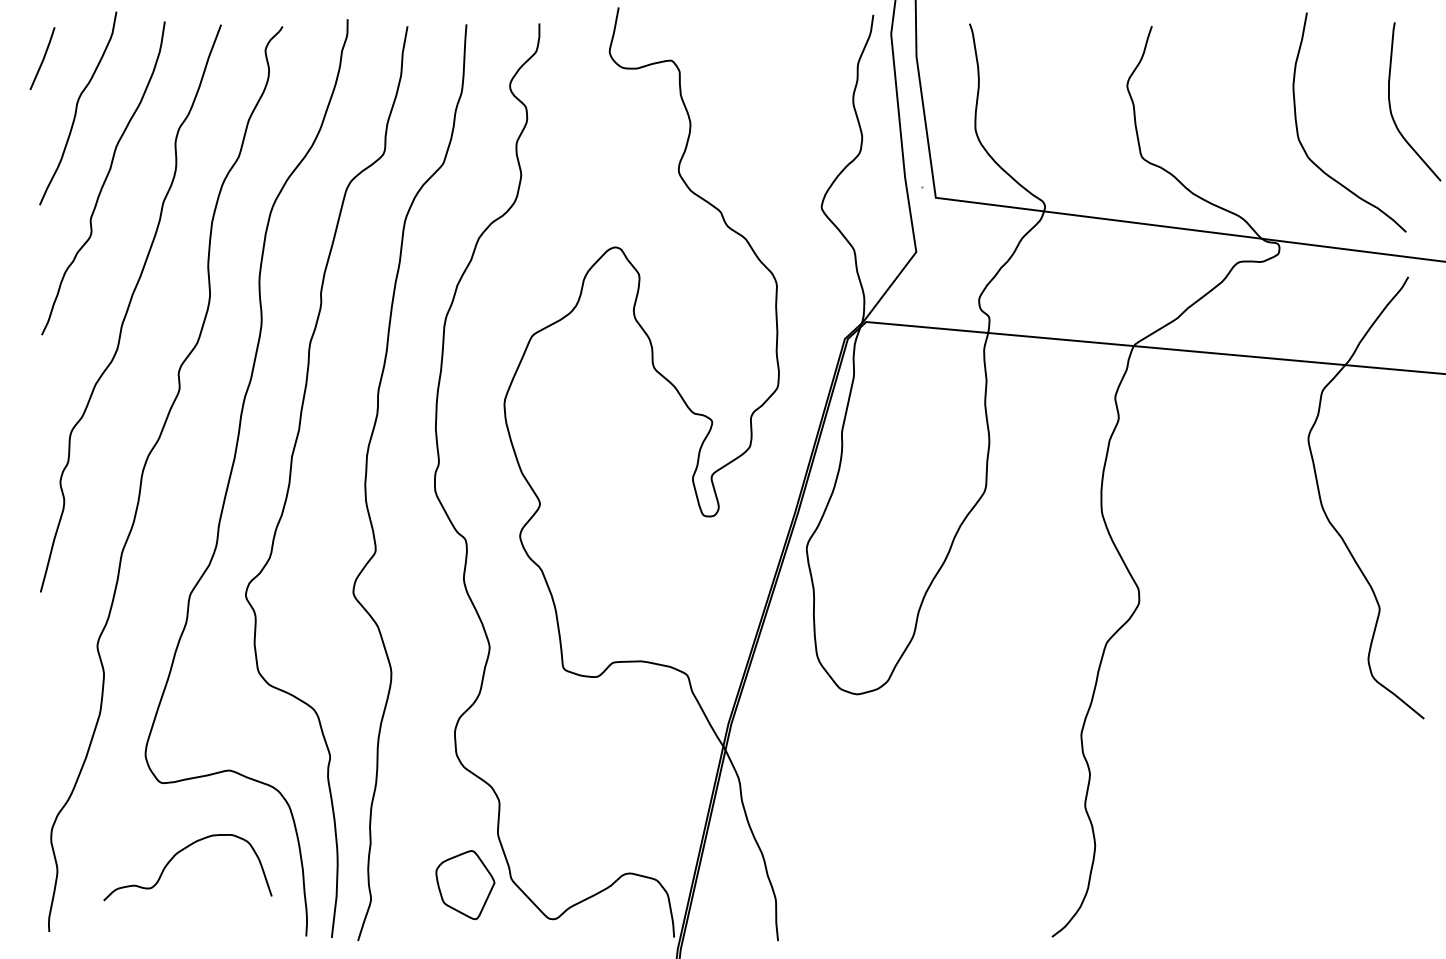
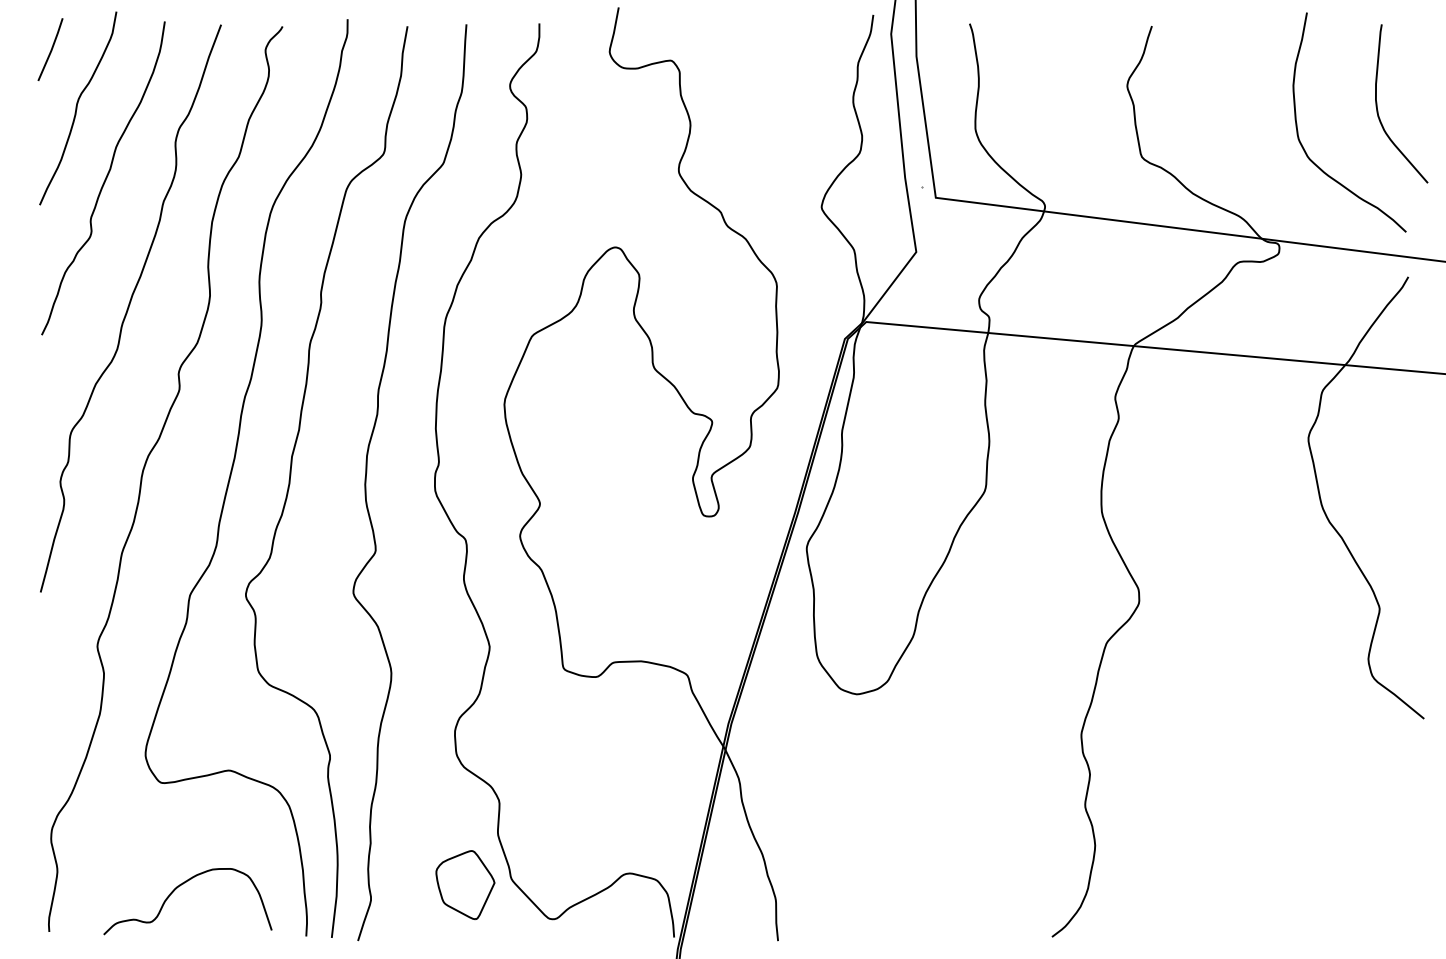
line position: (42, 58) -> (50, 49) (50, 49)
curve position: (1390, 101) -> (1377, 103) (1377, 103)
curve position: (176, 855) -> (176, 889) (176, 889)
